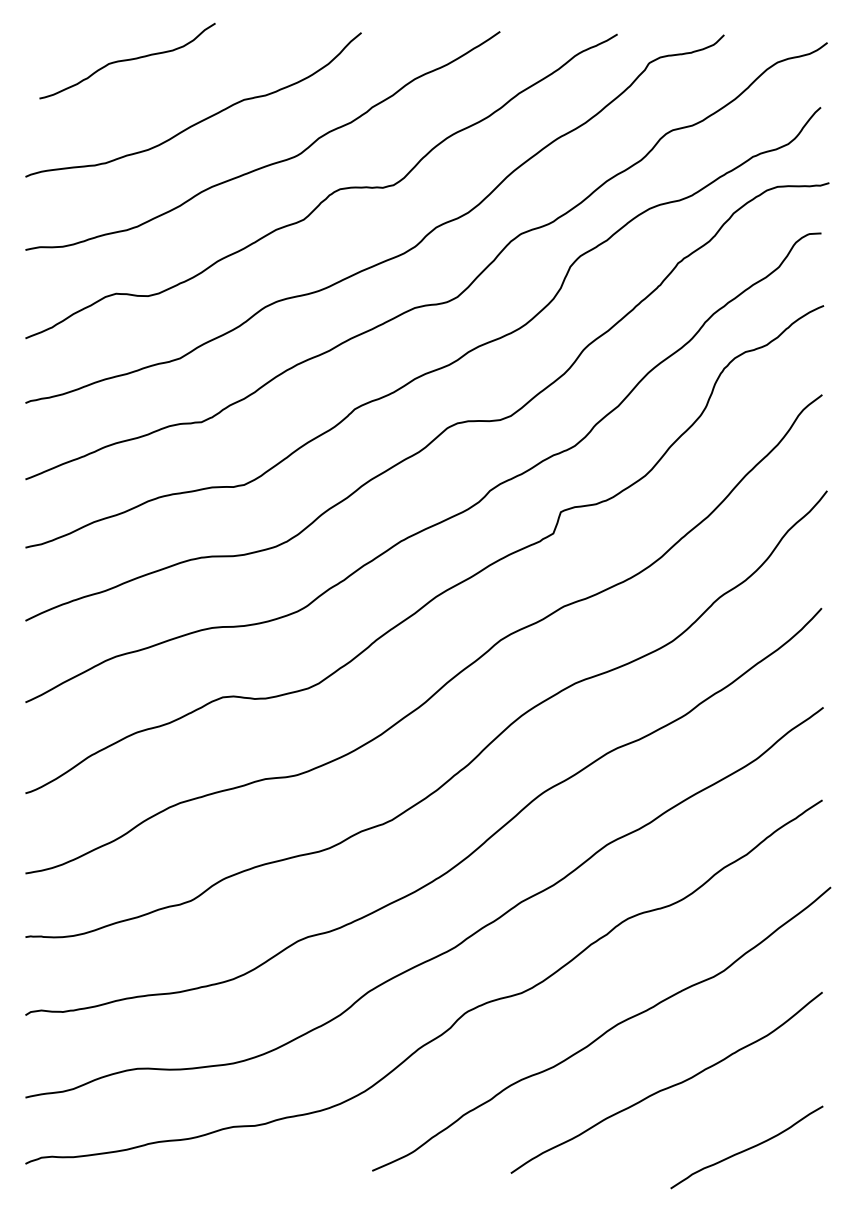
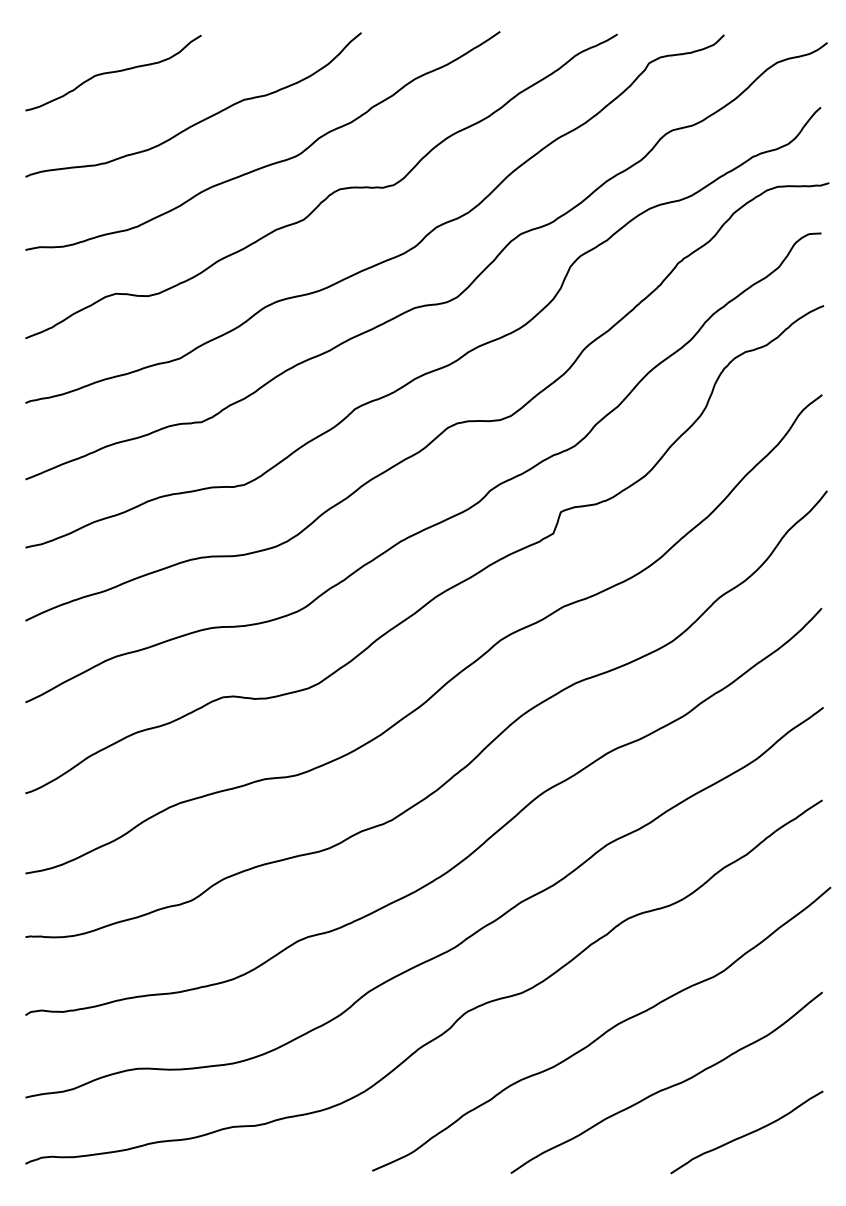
curve position: (127, 60) -> (113, 72) (113, 72)
curve position: (747, 1148) -> (747, 1133) (747, 1133)
